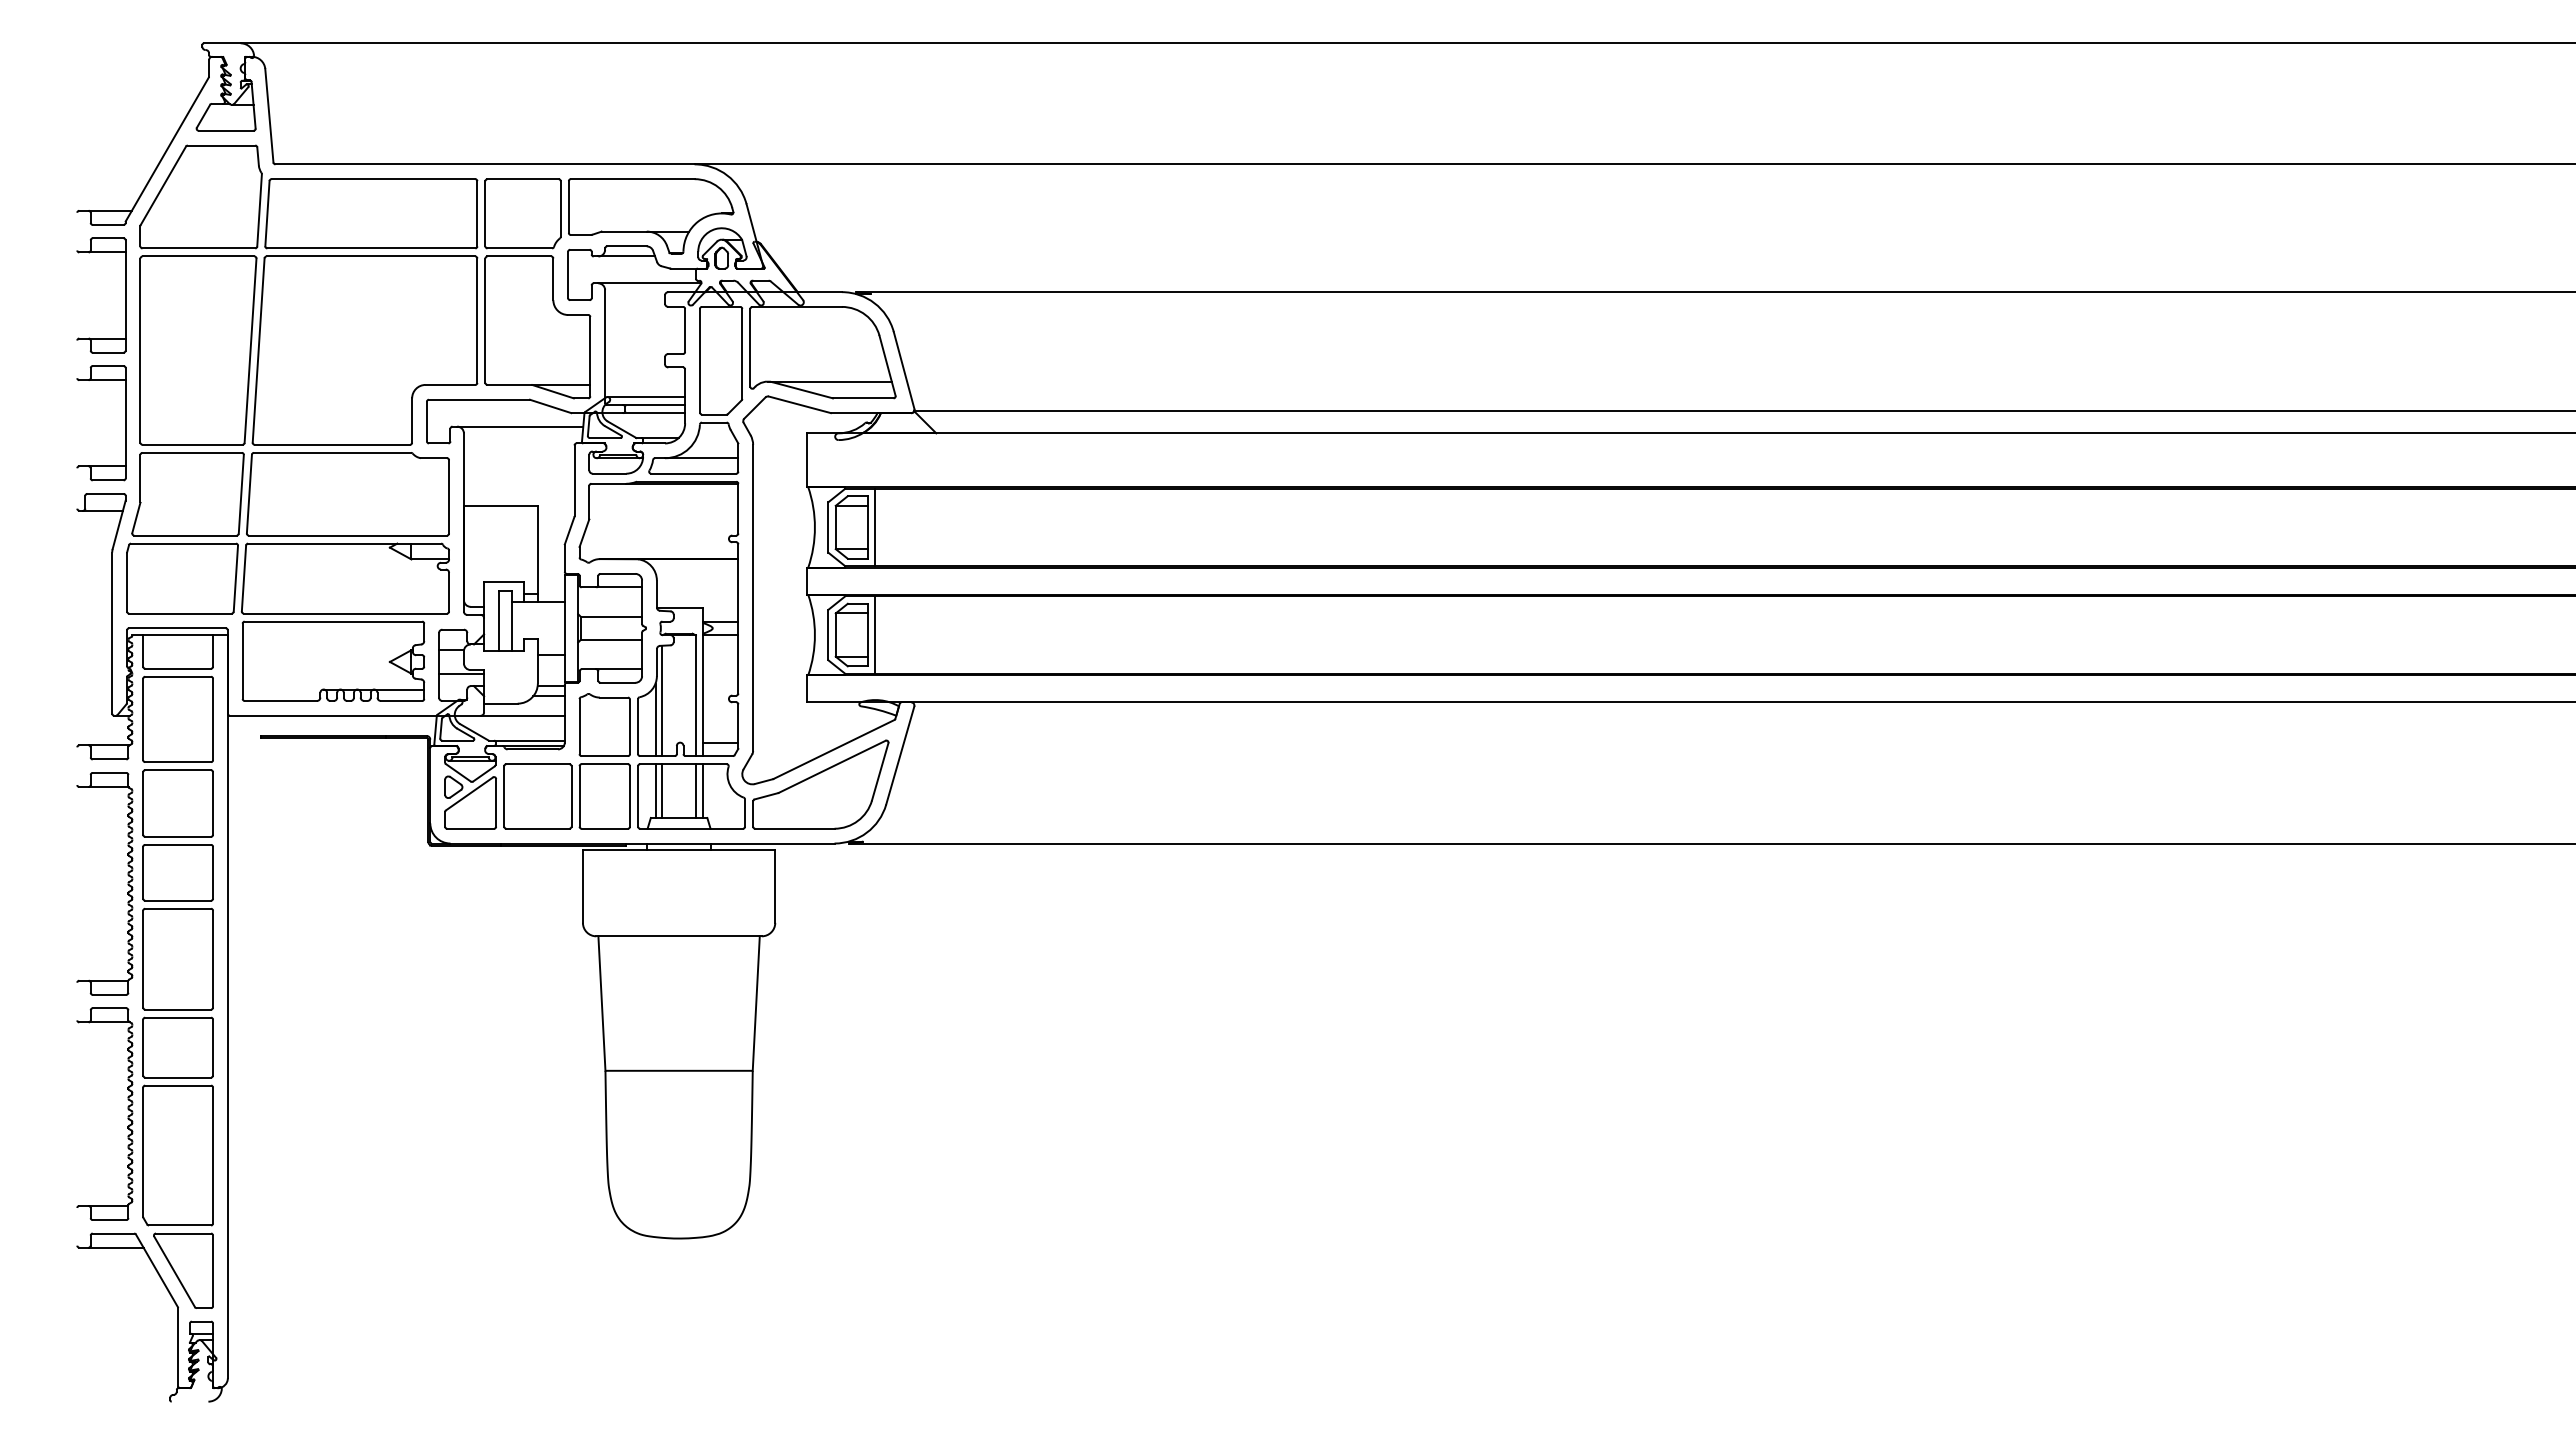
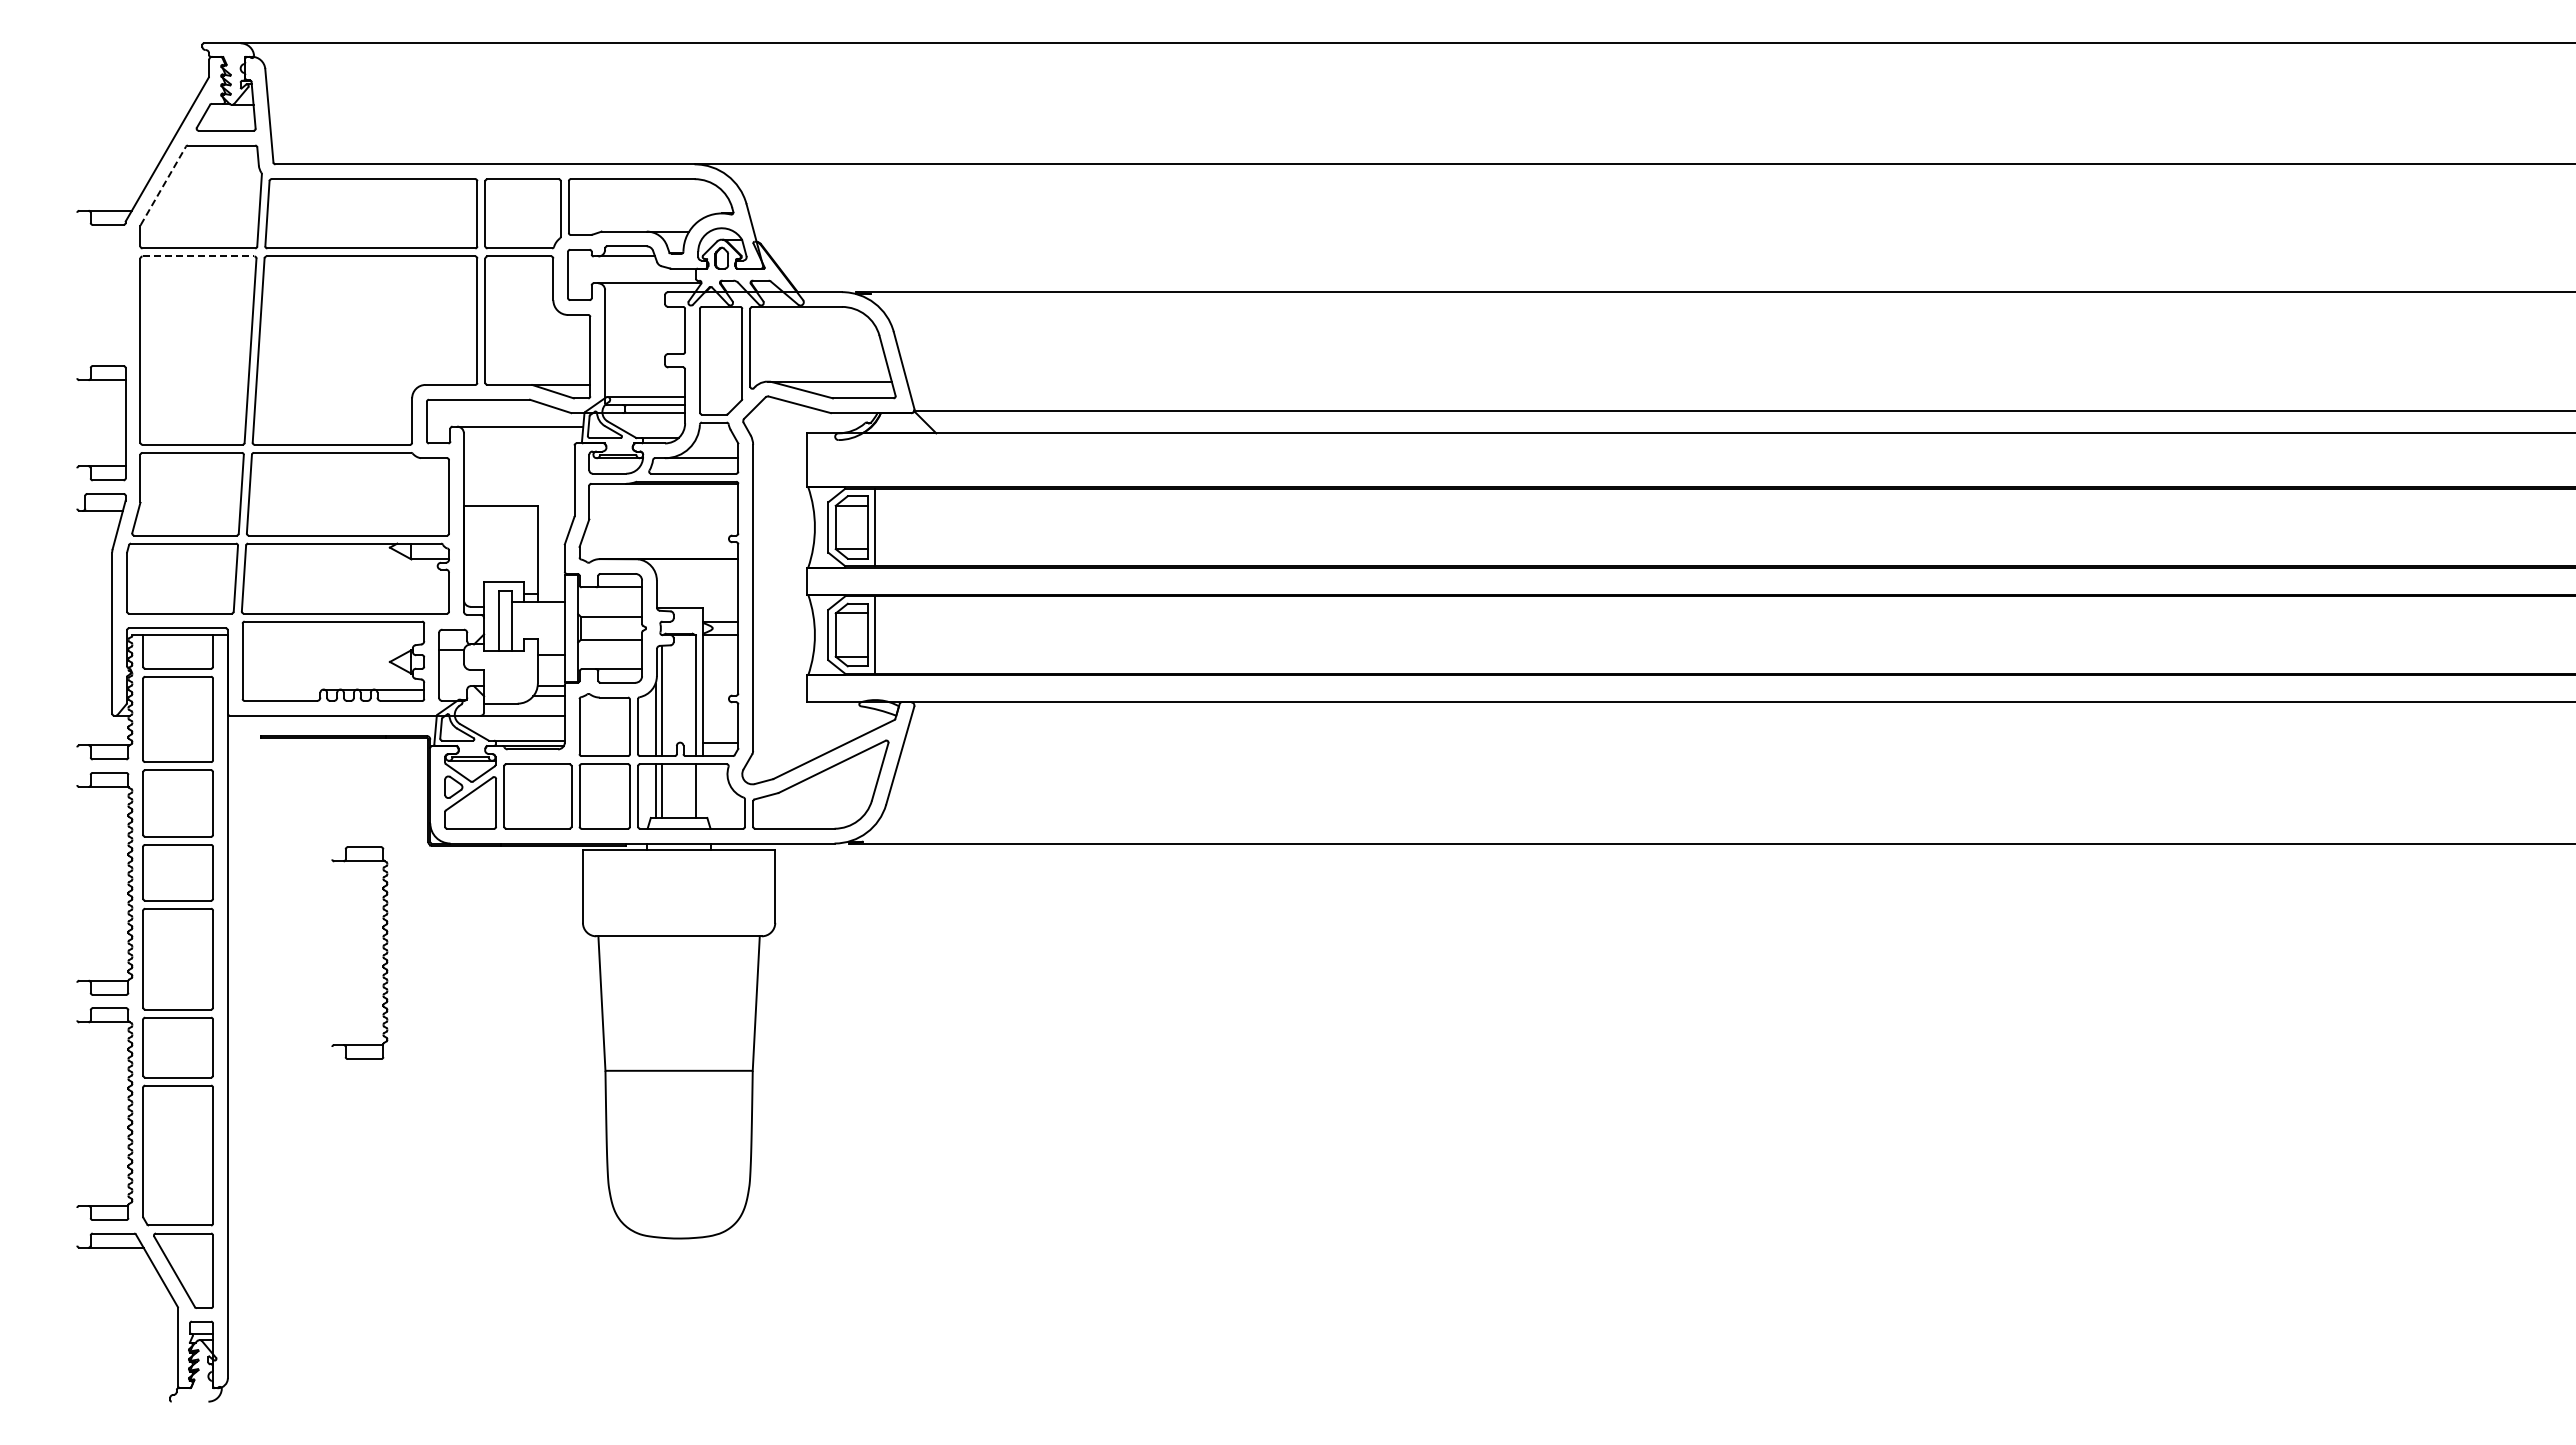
line: solid -> dashed (163, 185)
line: solid -> dashed (198, 256)
part: present -> none (125, 295)
line: present -> none (461, 673)
line: present -> none (702, 790)
part: none -> present (382, 955)
